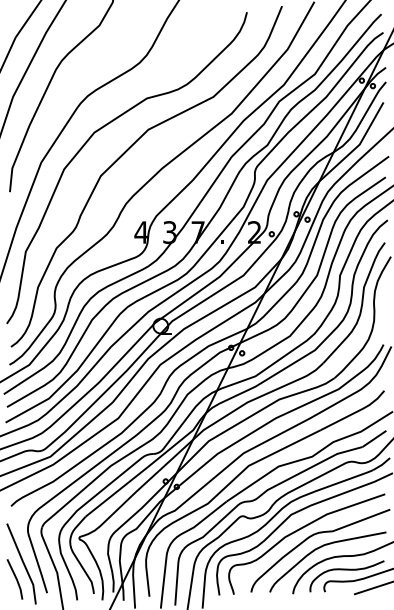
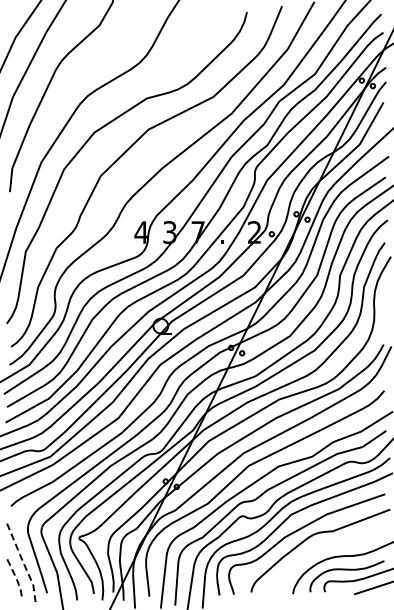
curve: present -> none (320, 548)
line: solid -> dashed (23, 563)
line: solid -> dashed (16, 579)
